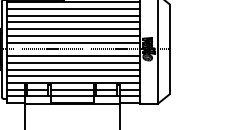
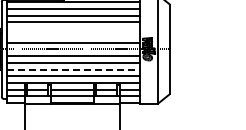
line: present -> none (73, 29)
line: present -> none (73, 35)
line: solid -> dashed (73, 69)
